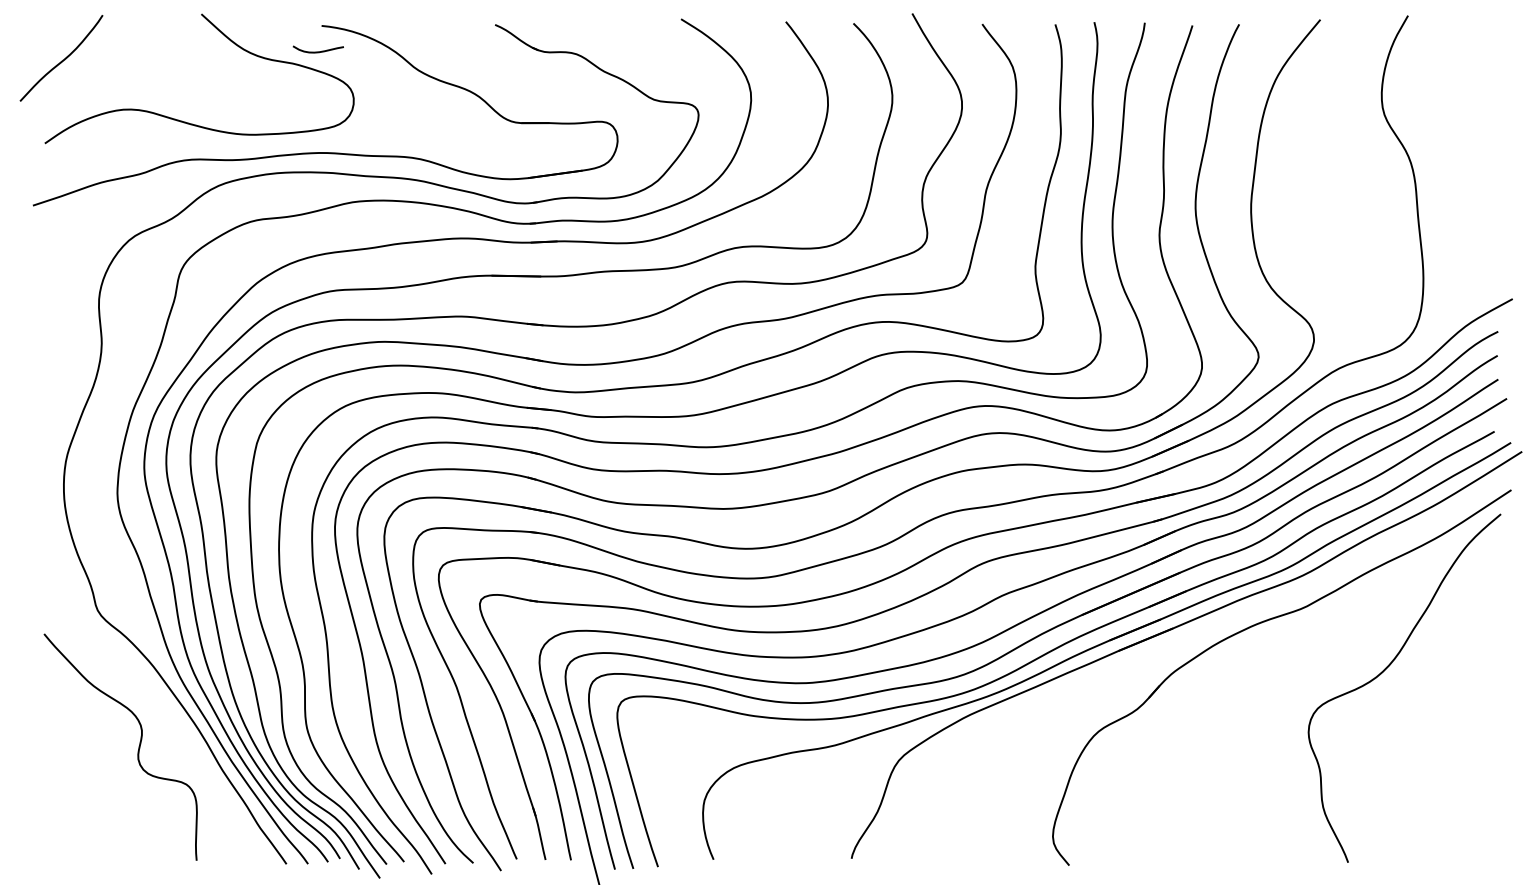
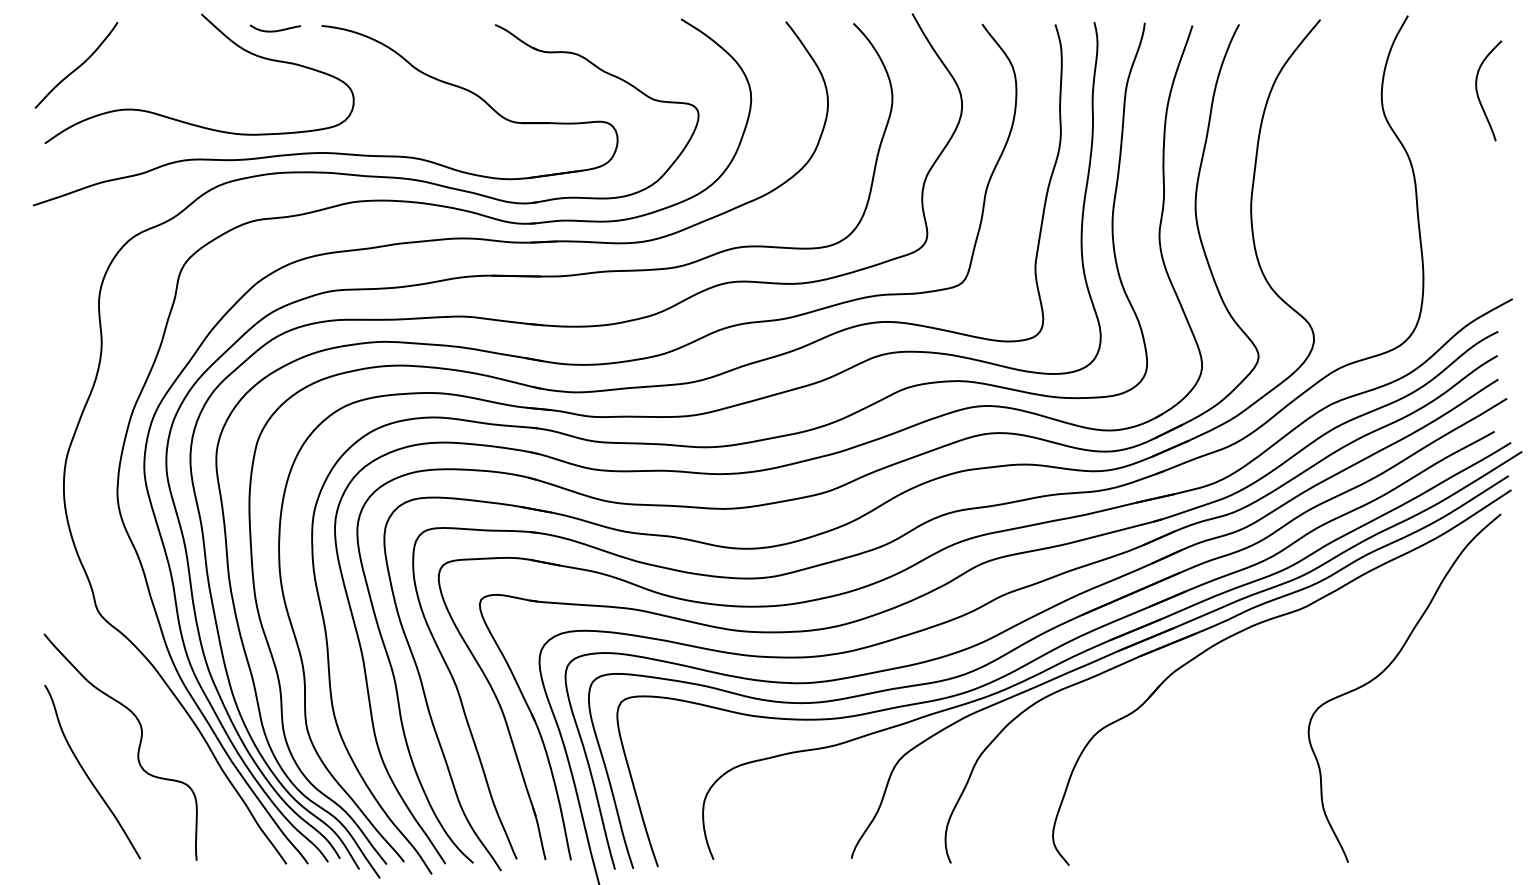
curve position: (317, 51) -> (274, 30) (274, 30)
curve position: (61, 60) -> (76, 67) (76, 67)
curve: none -> present (1478, 93)
part: none -> present (1211, 628)
curve: none -> present (88, 775)
